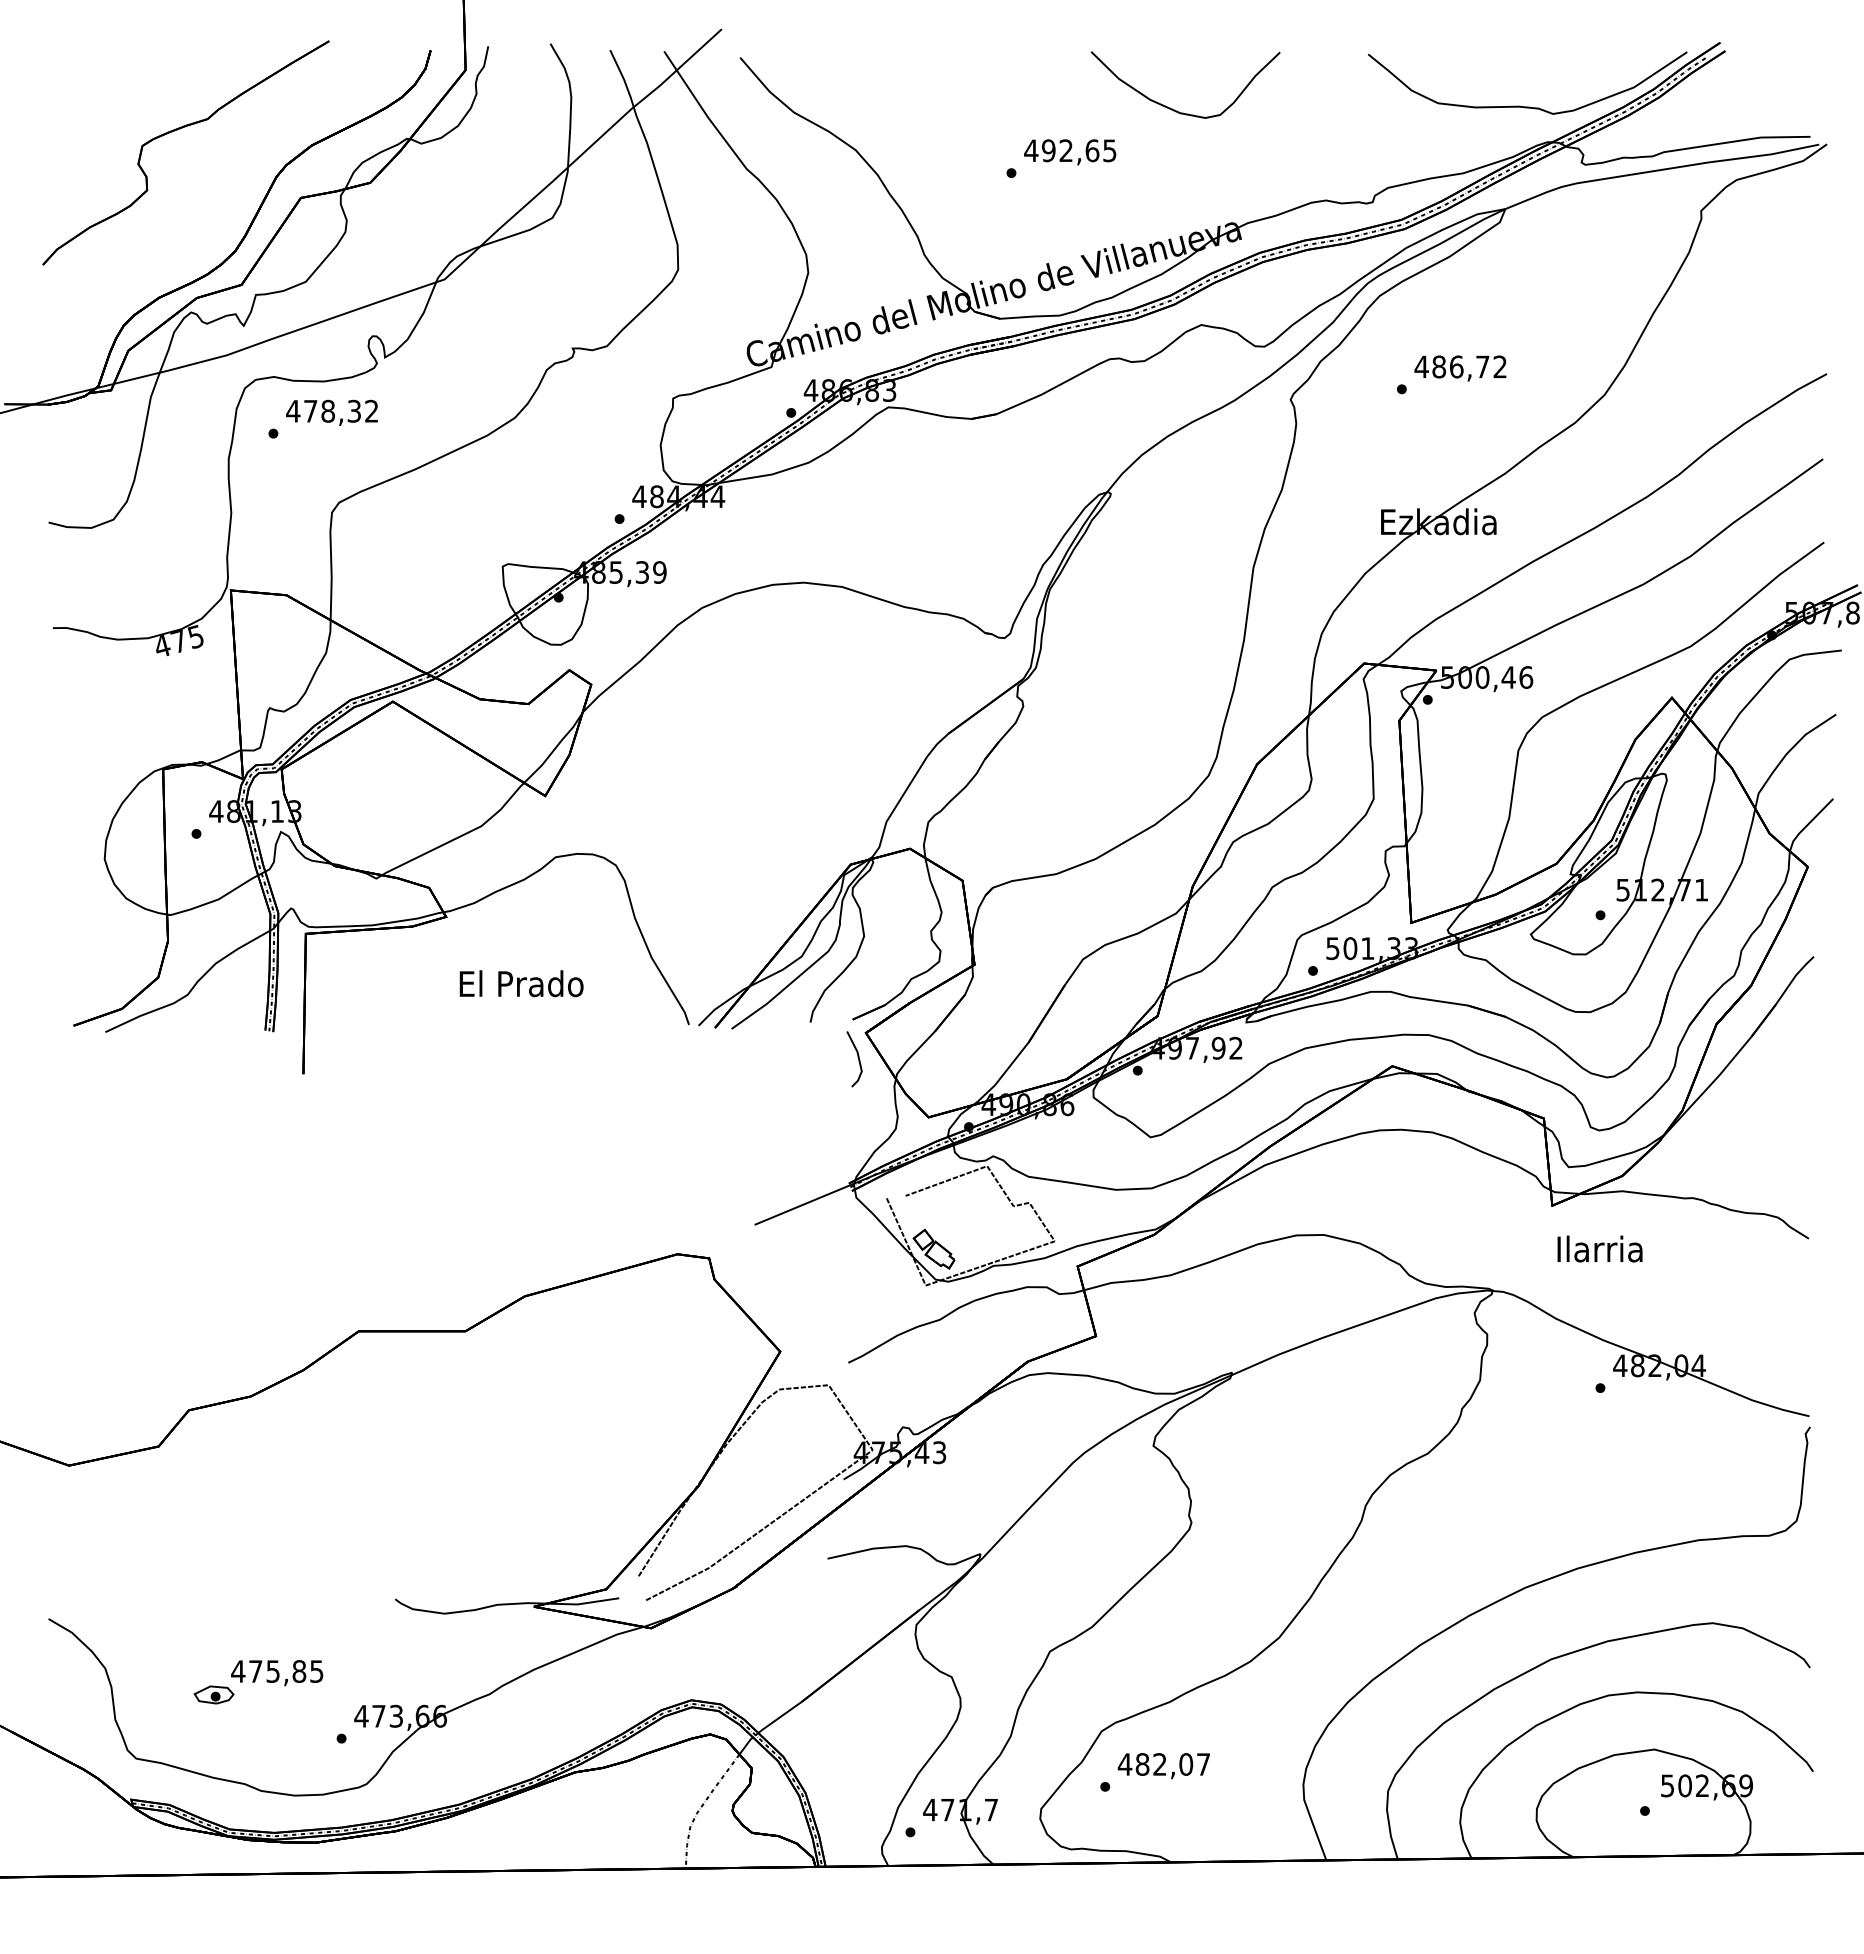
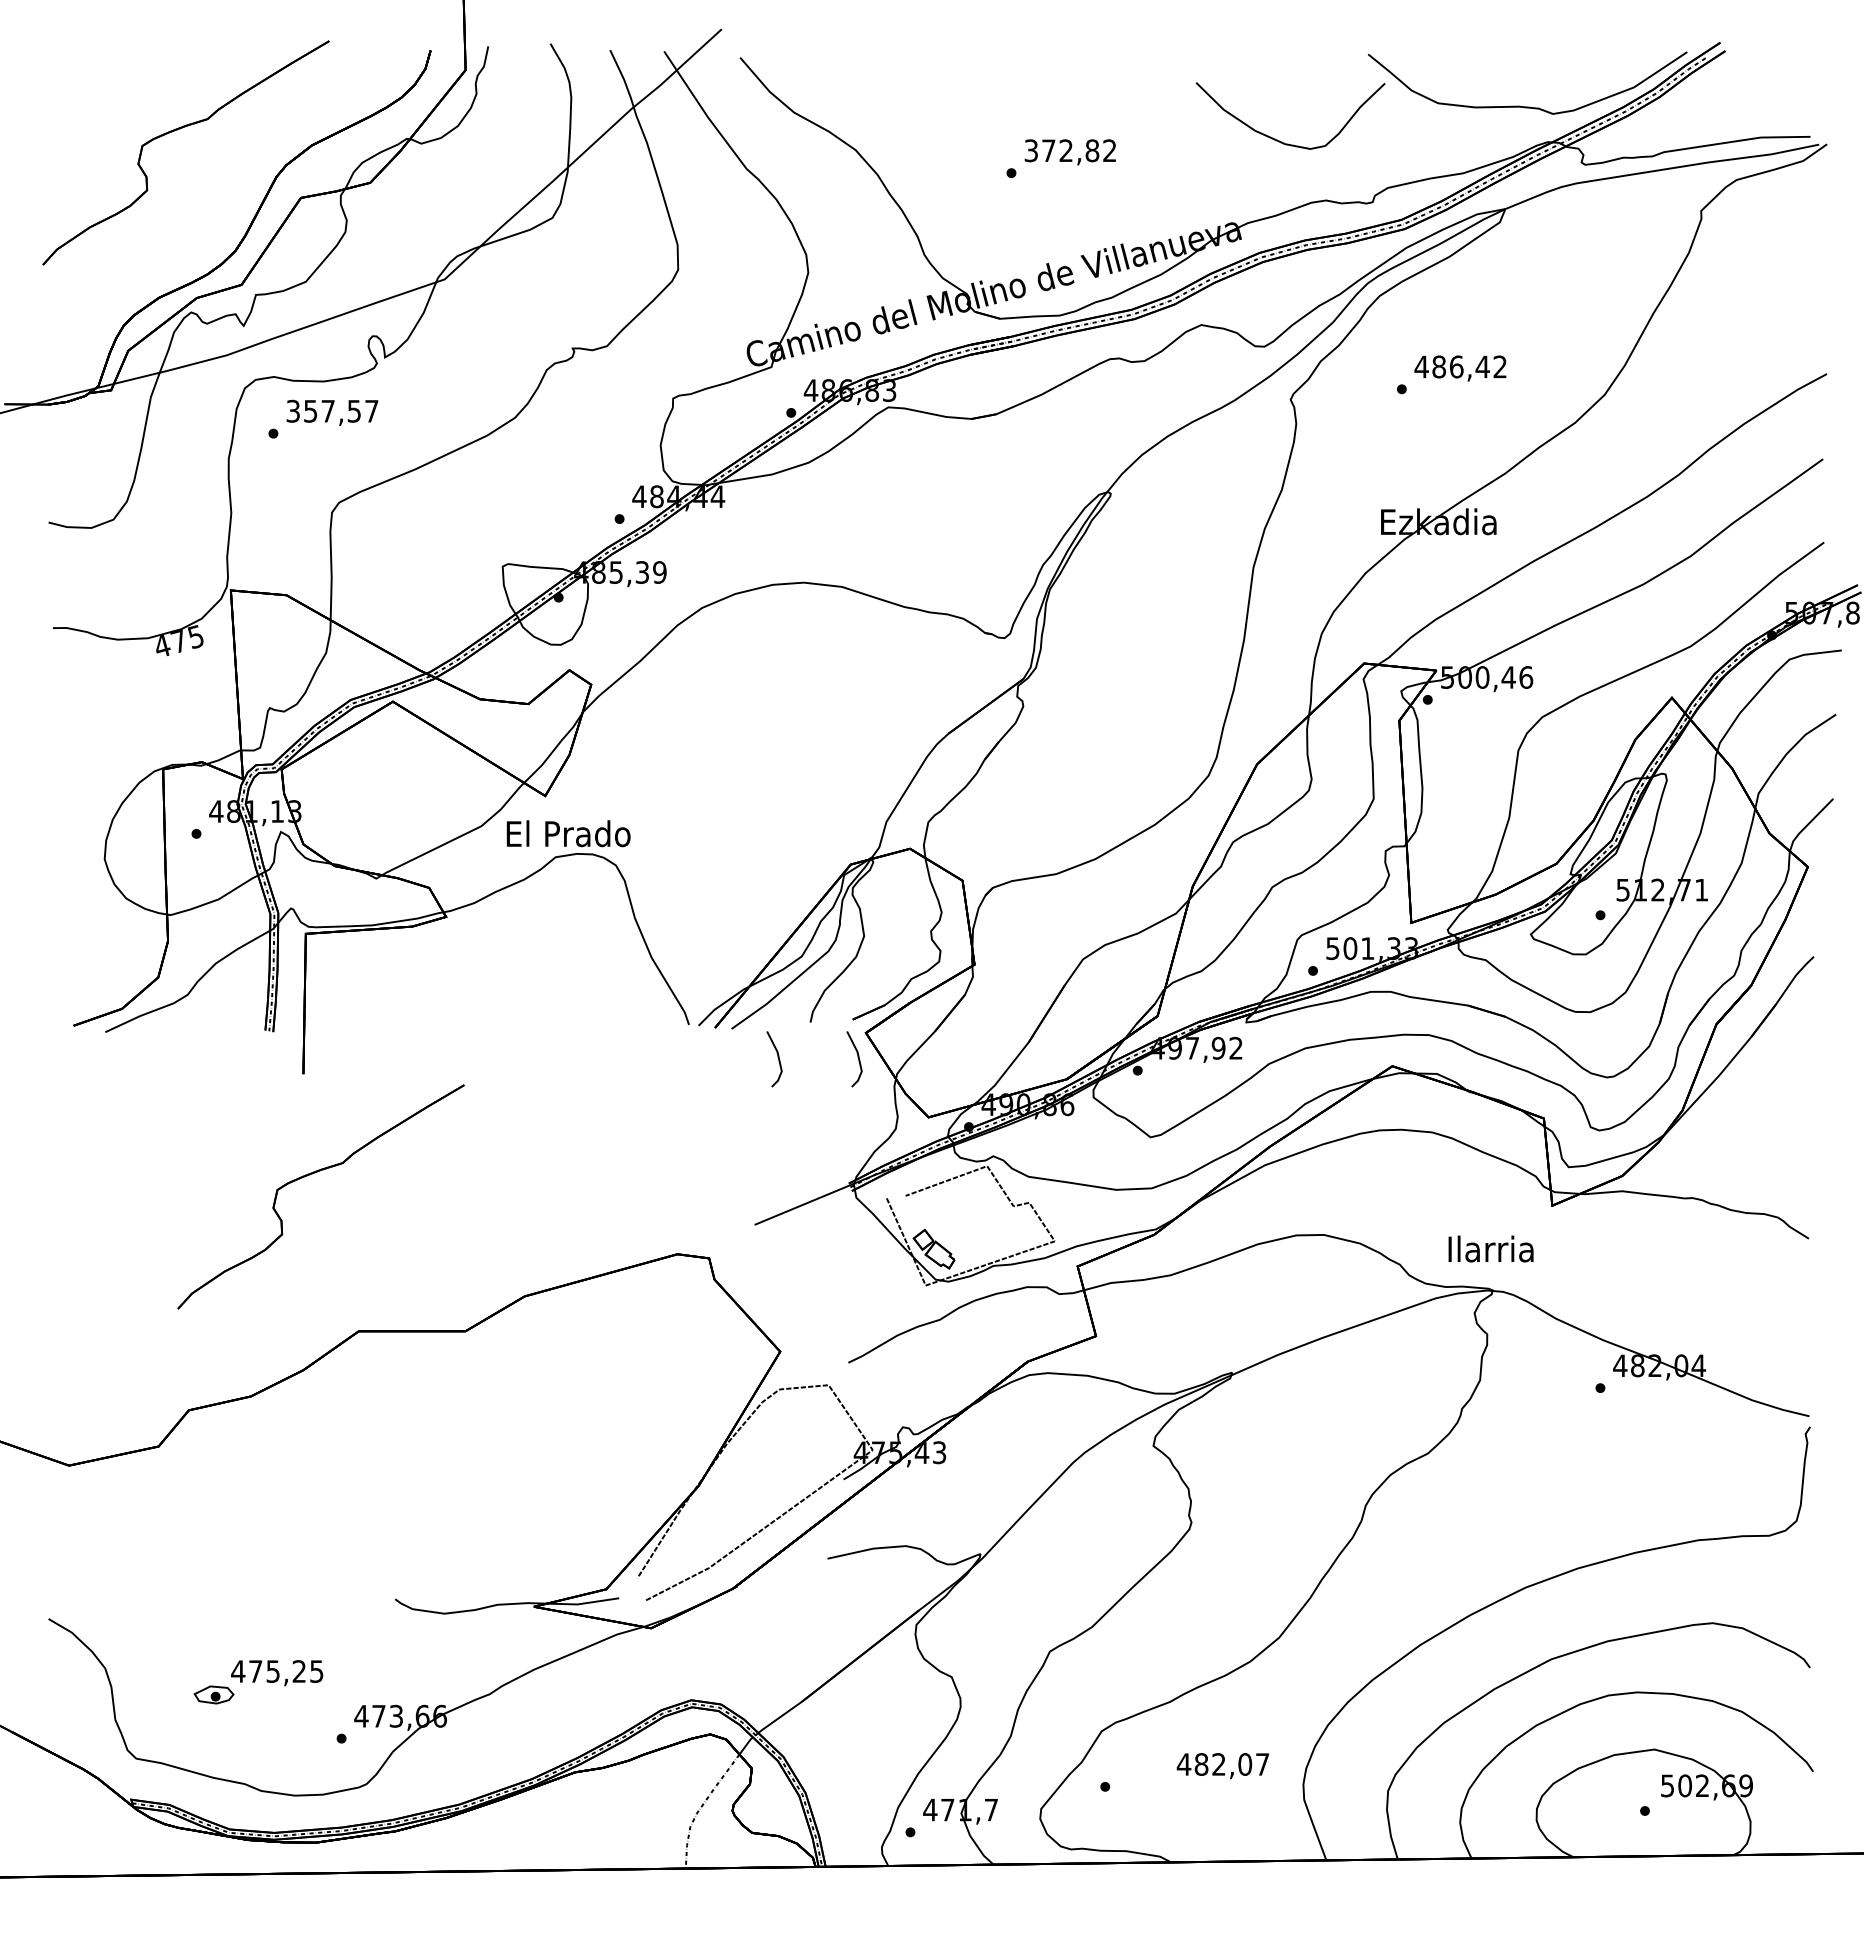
curve position: (1172, 108) -> (1277, 139) (1277, 139)
text: 492,65 -> 372,82 (1070, 150)
text: 486,72 -> 486,42 (1482, 366)
text: 478,32 -> 357,57 (332, 410)
text position: (521, 983) -> (568, 833) (568, 833)
line: none -> present (777, 1057)
part: none -> present (312, 1174)
text position: (1599, 1248) -> (1490, 1248) (1490, 1248)
text: 475,85 -> 475,25 (299, 1671)
text position: (1163, 1766) -> (1222, 1766) (1222, 1766)
